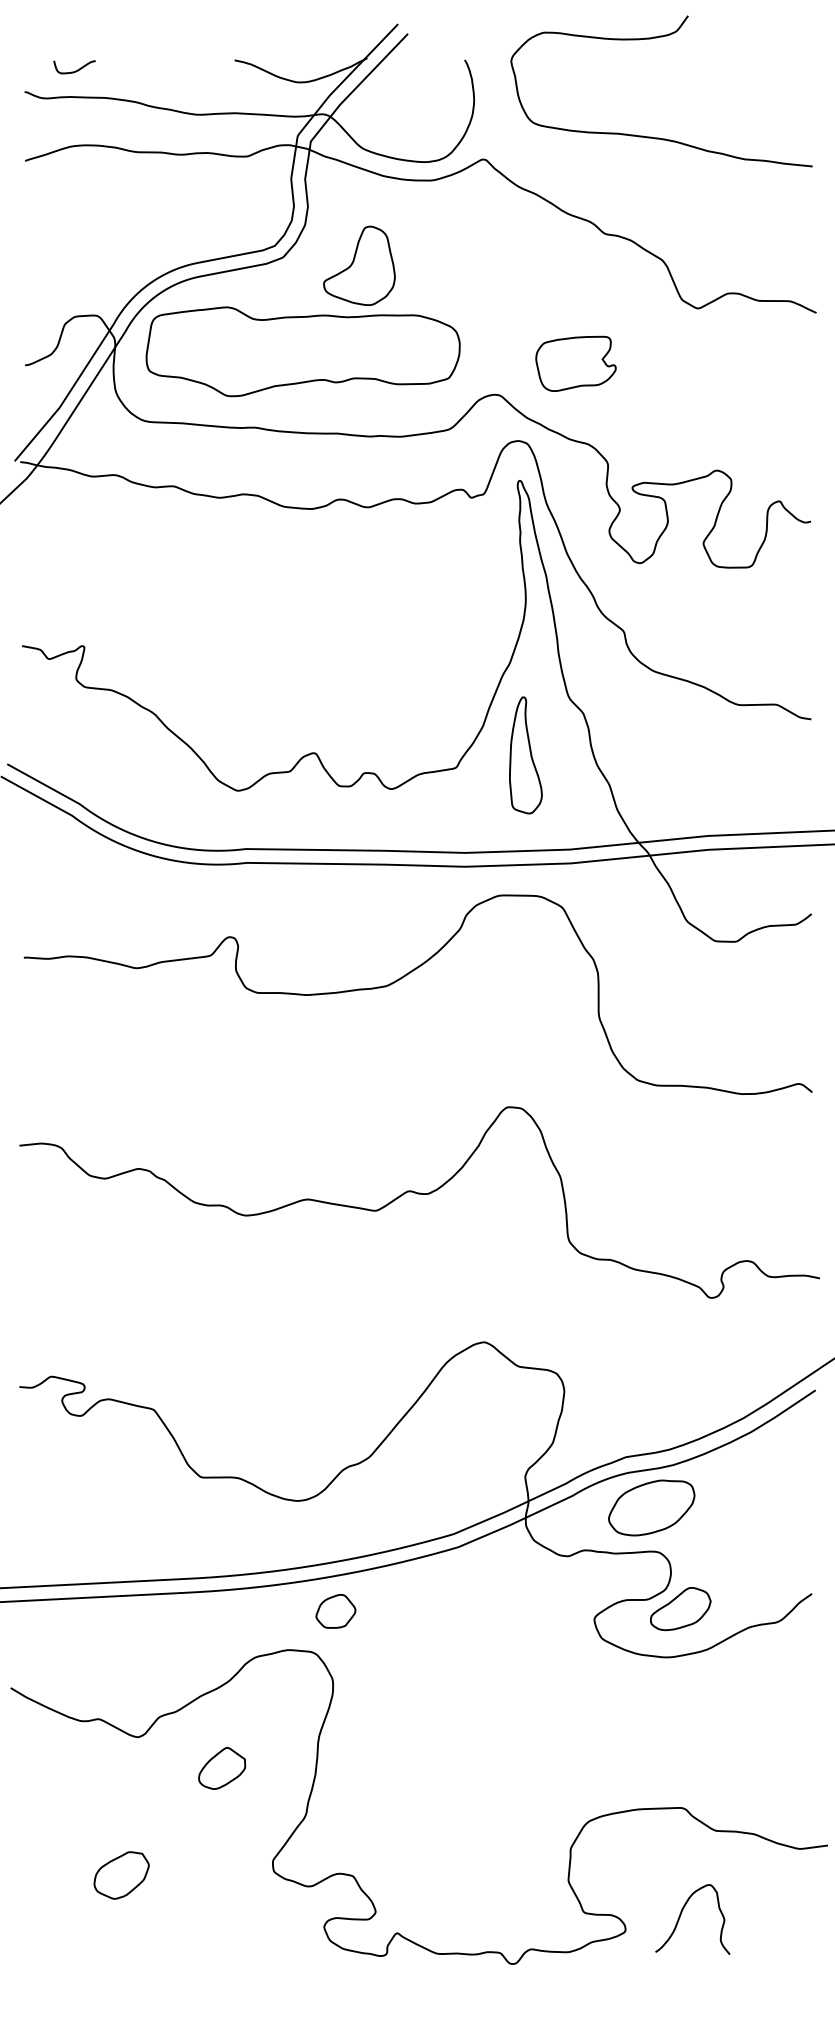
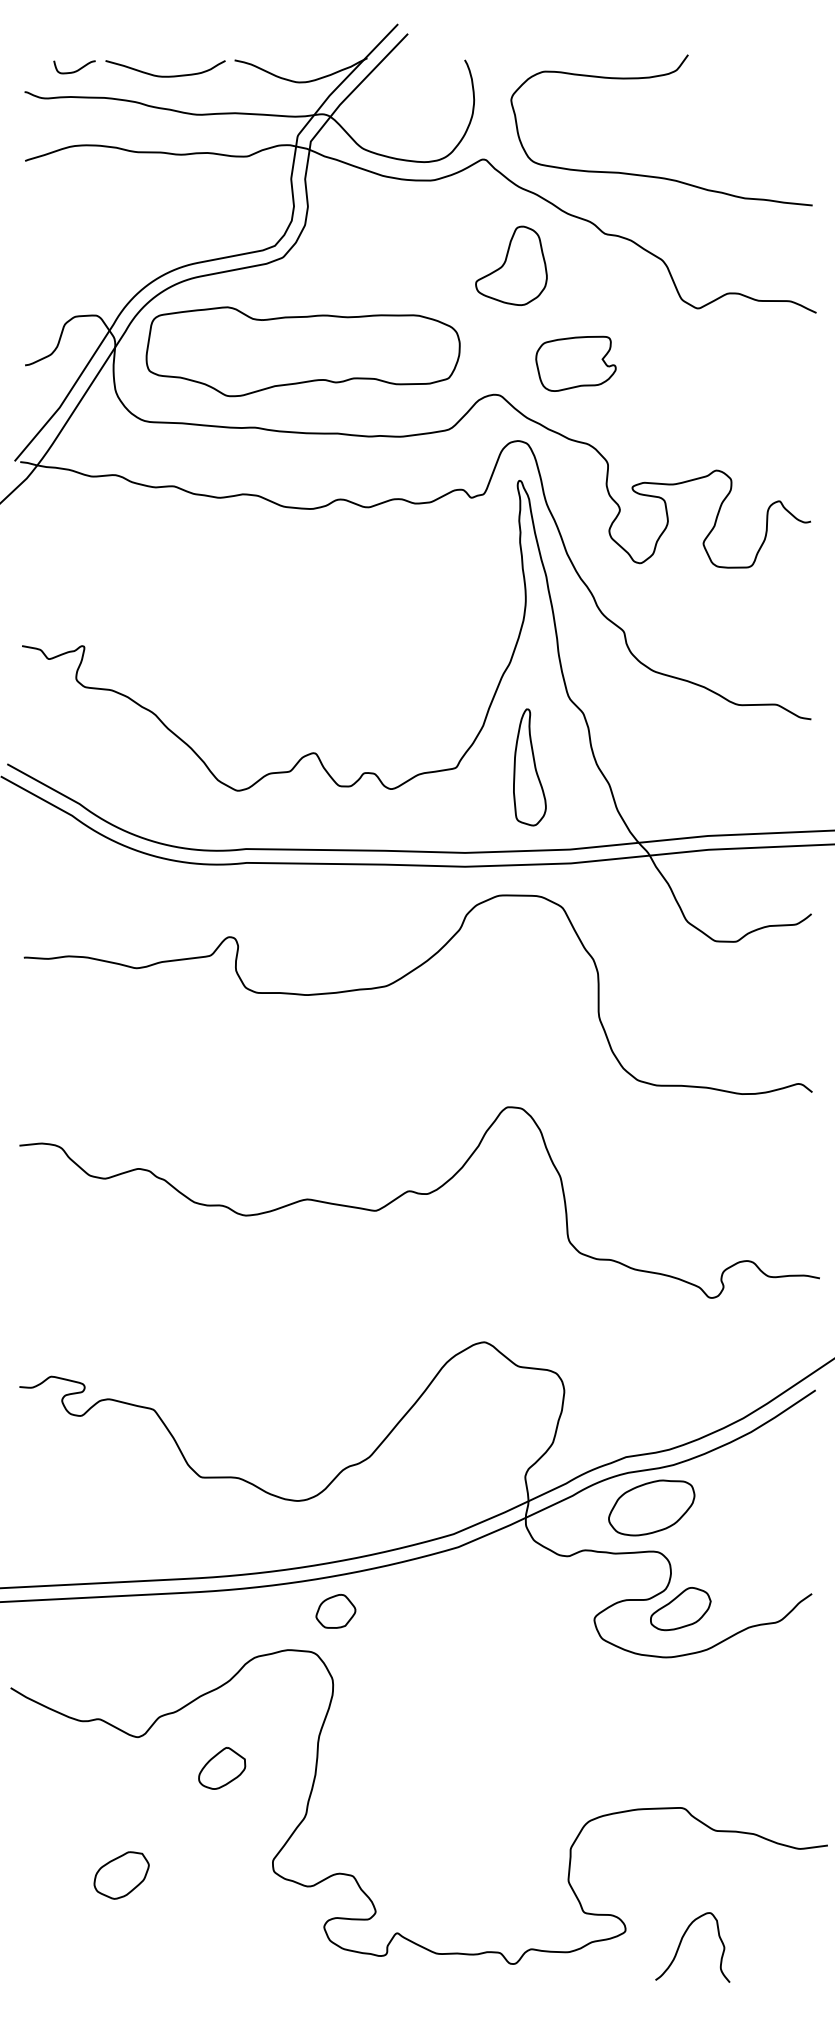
curve: none -> present (165, 75)
curve position: (659, 137) -> (659, 176) (659, 176)
part position: (359, 265) -> (511, 265) (511, 265)
part position: (525, 755) -> (529, 767) (529, 767)
curve position: (681, 1915) -> (681, 1943) (681, 1943)
